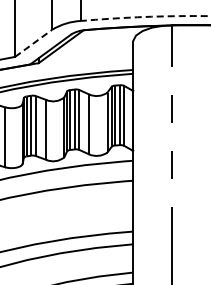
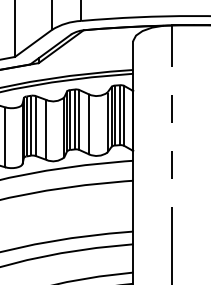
arc: dashed -> solid (145, 17)
line: dashed -> solid (33, 43)
